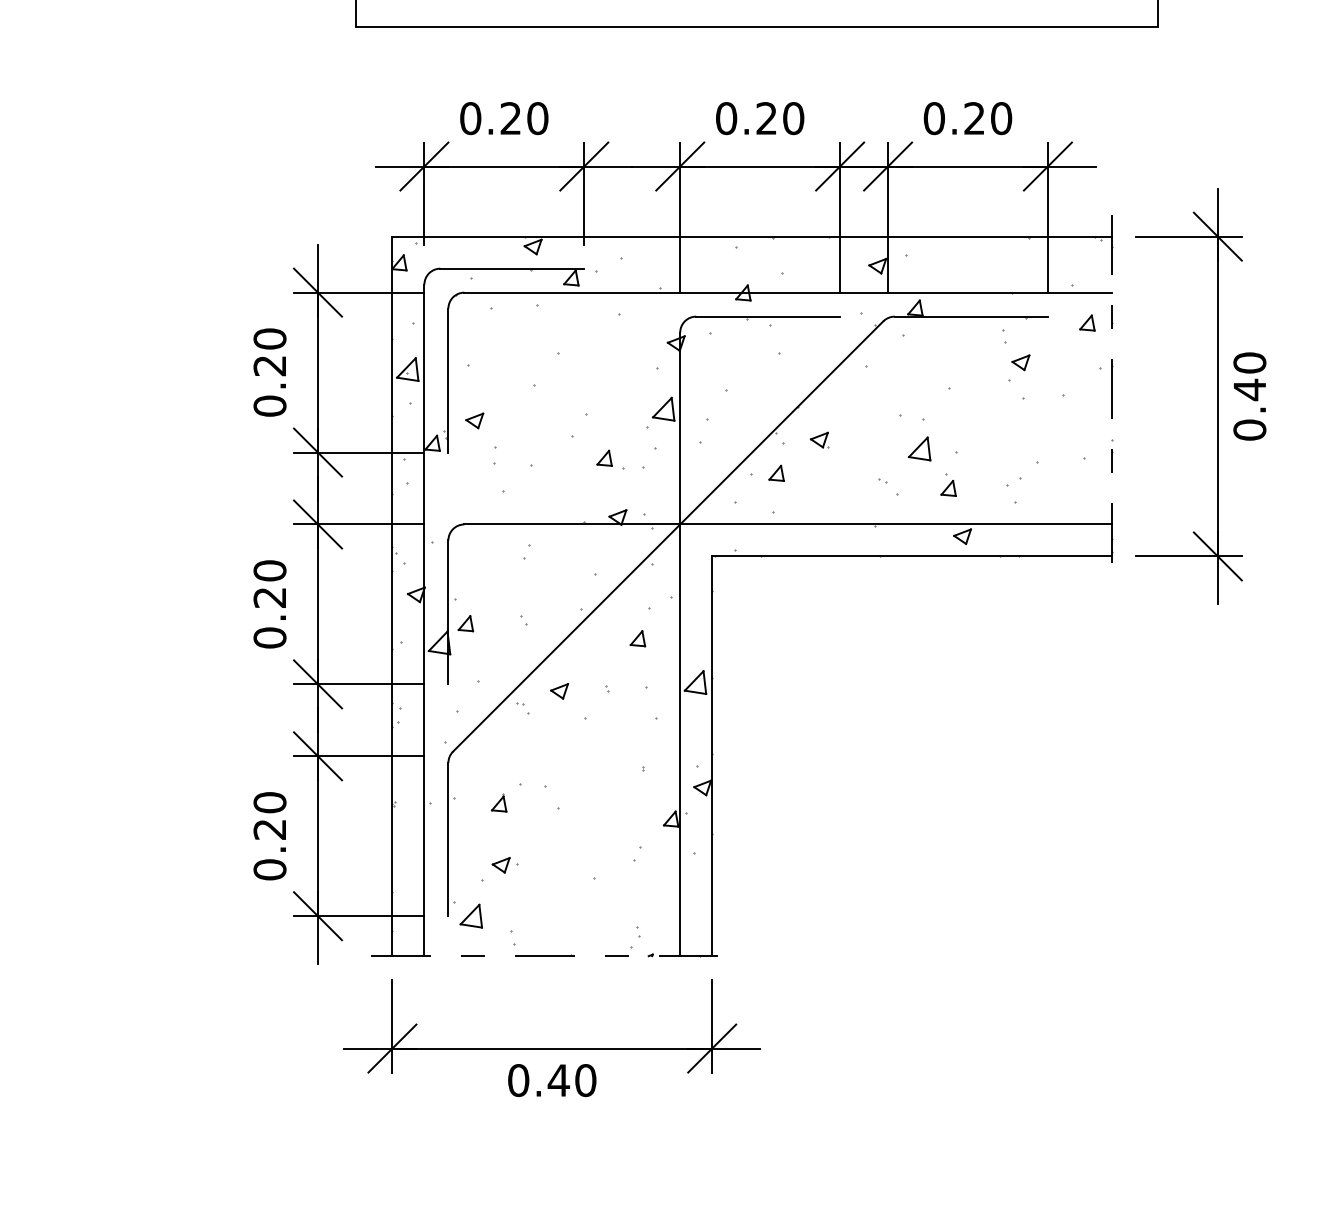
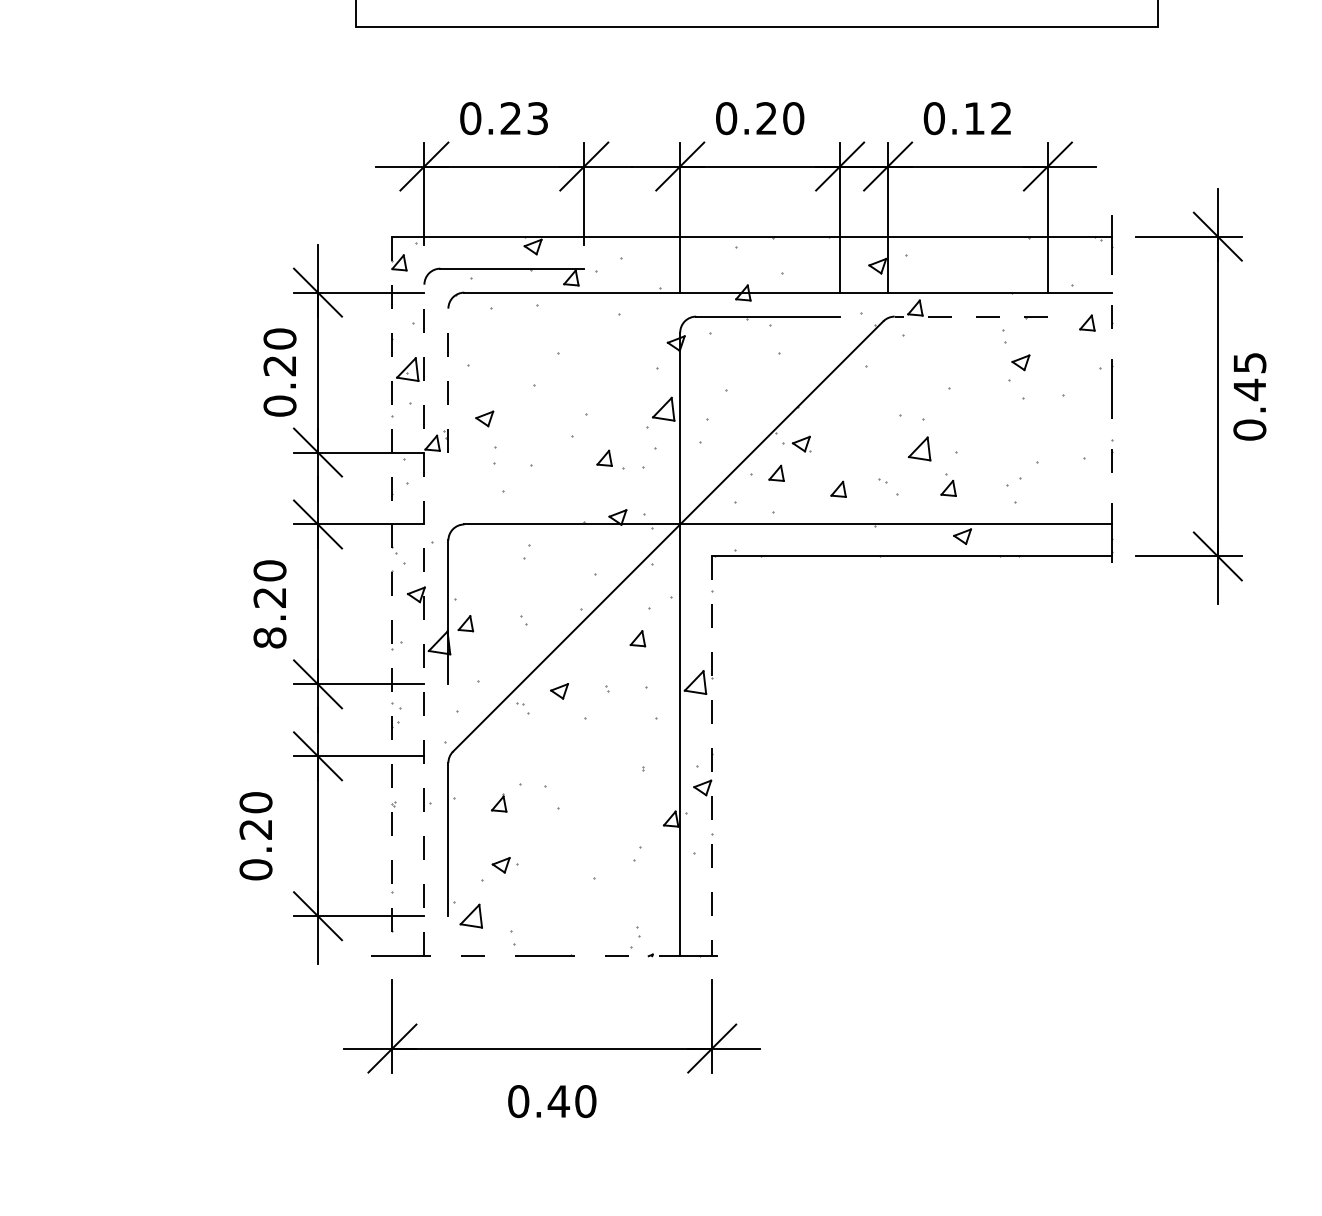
text: 0.20 -> 0.23 (537, 118)
text: 0.20 -> 0.12 (988, 118)
line: solid -> dashed (971, 316)
text: 0.40 -> 0.45 (1249, 362)
text position: (269, 372) -> (279, 372) (279, 372)
line: solid -> dashed (448, 380)
part position: (474, 420) -> (484, 418) (484, 418)
part position: (819, 439) -> (801, 443) (801, 443)
part: none -> present (838, 488)
line: solid -> dashed (392, 596)
line: solid -> dashed (424, 620)
text: 0.20 -> 8.20 (269, 637)
line: solid -> dashed (712, 756)
text position: (269, 836) -> (255, 836) (255, 836)
text position: (552, 1080) -> (552, 1101) (552, 1101)
